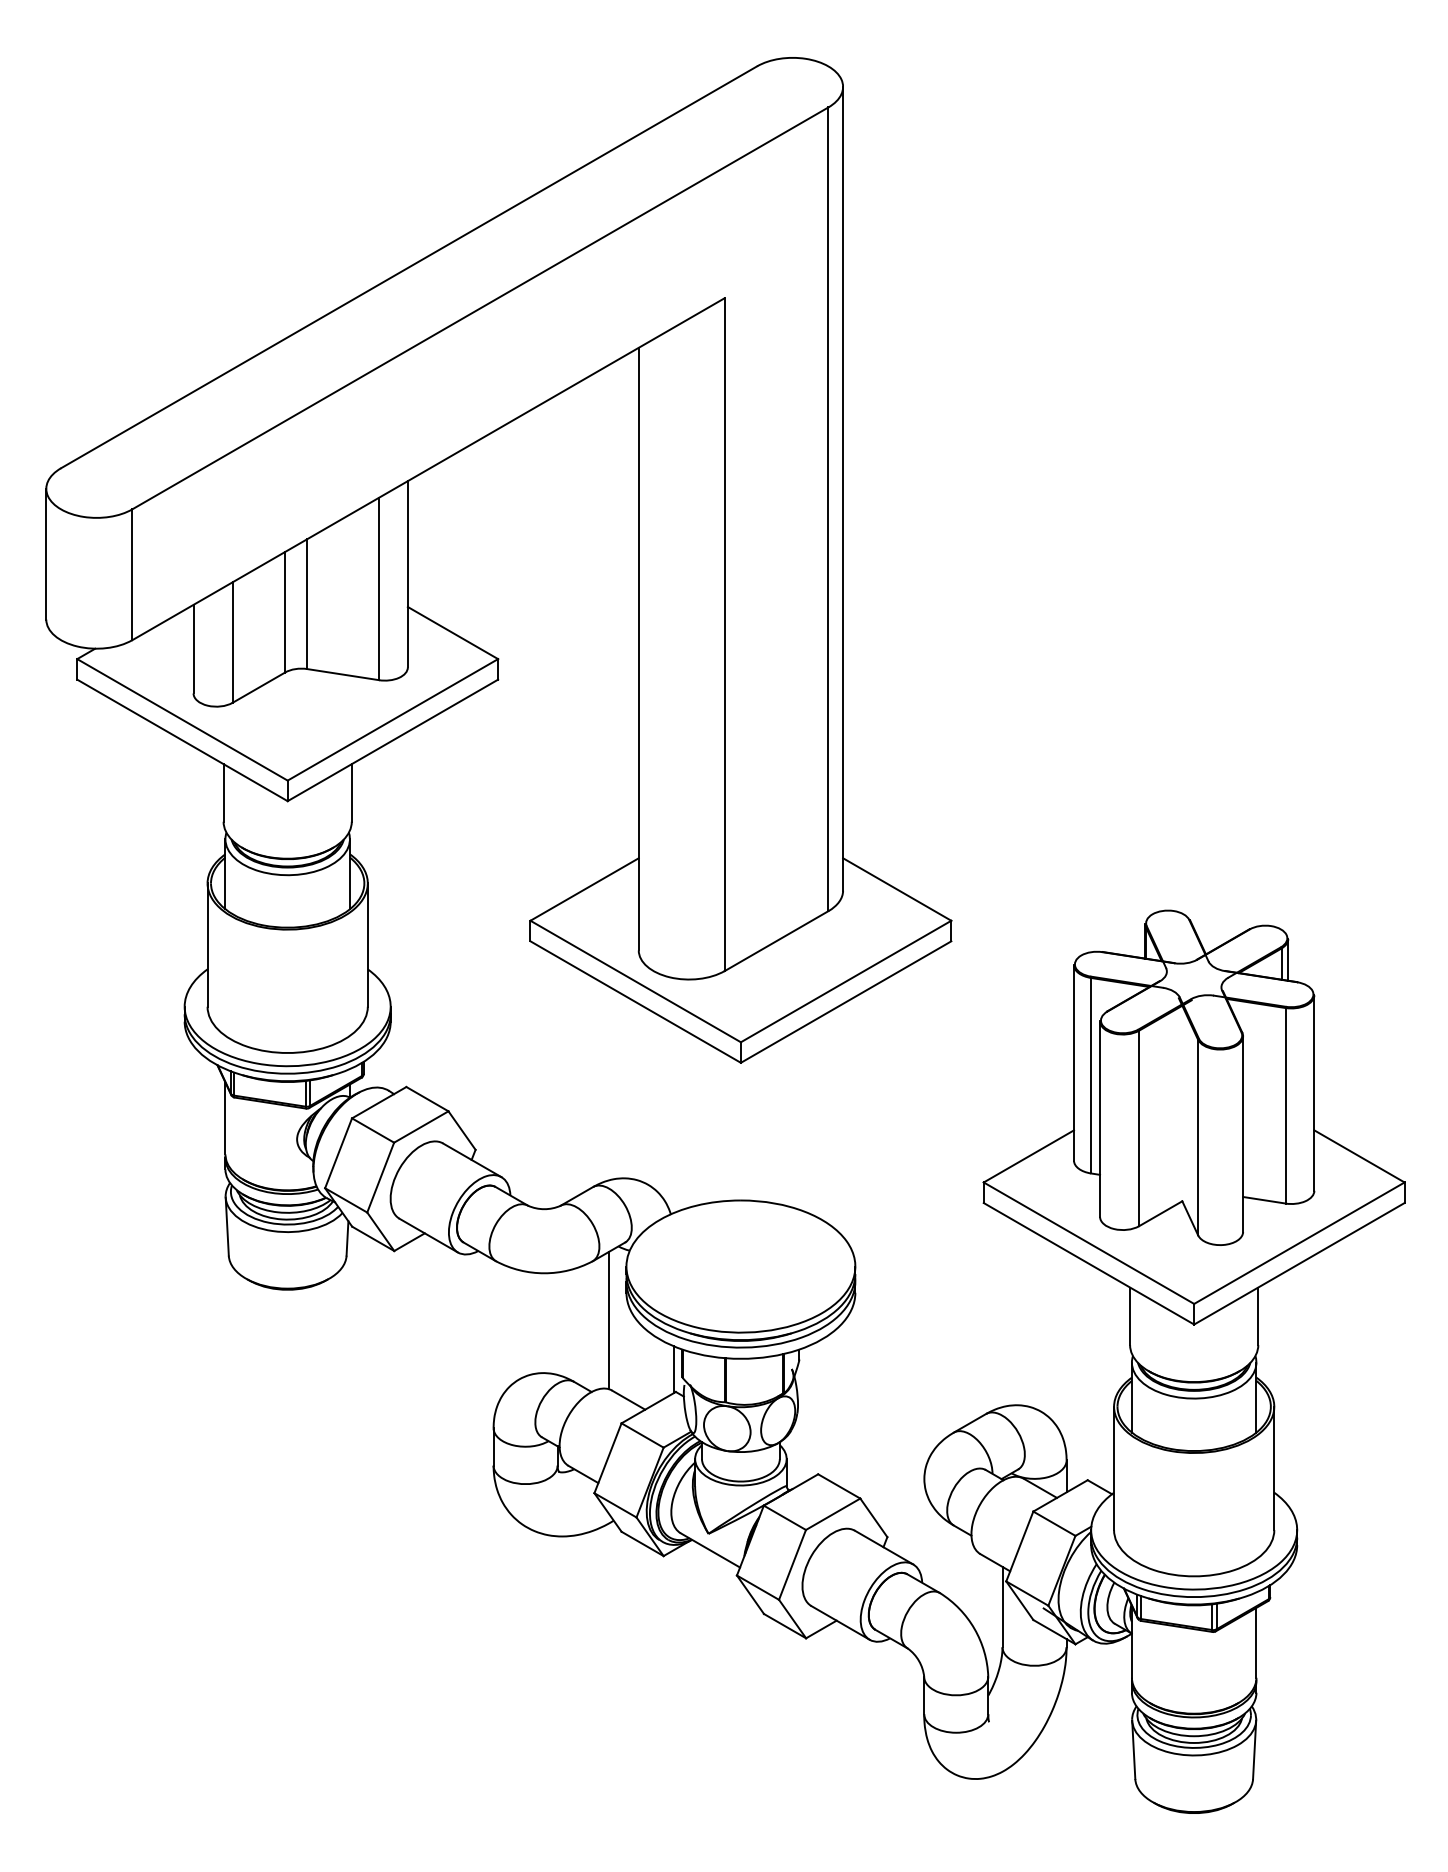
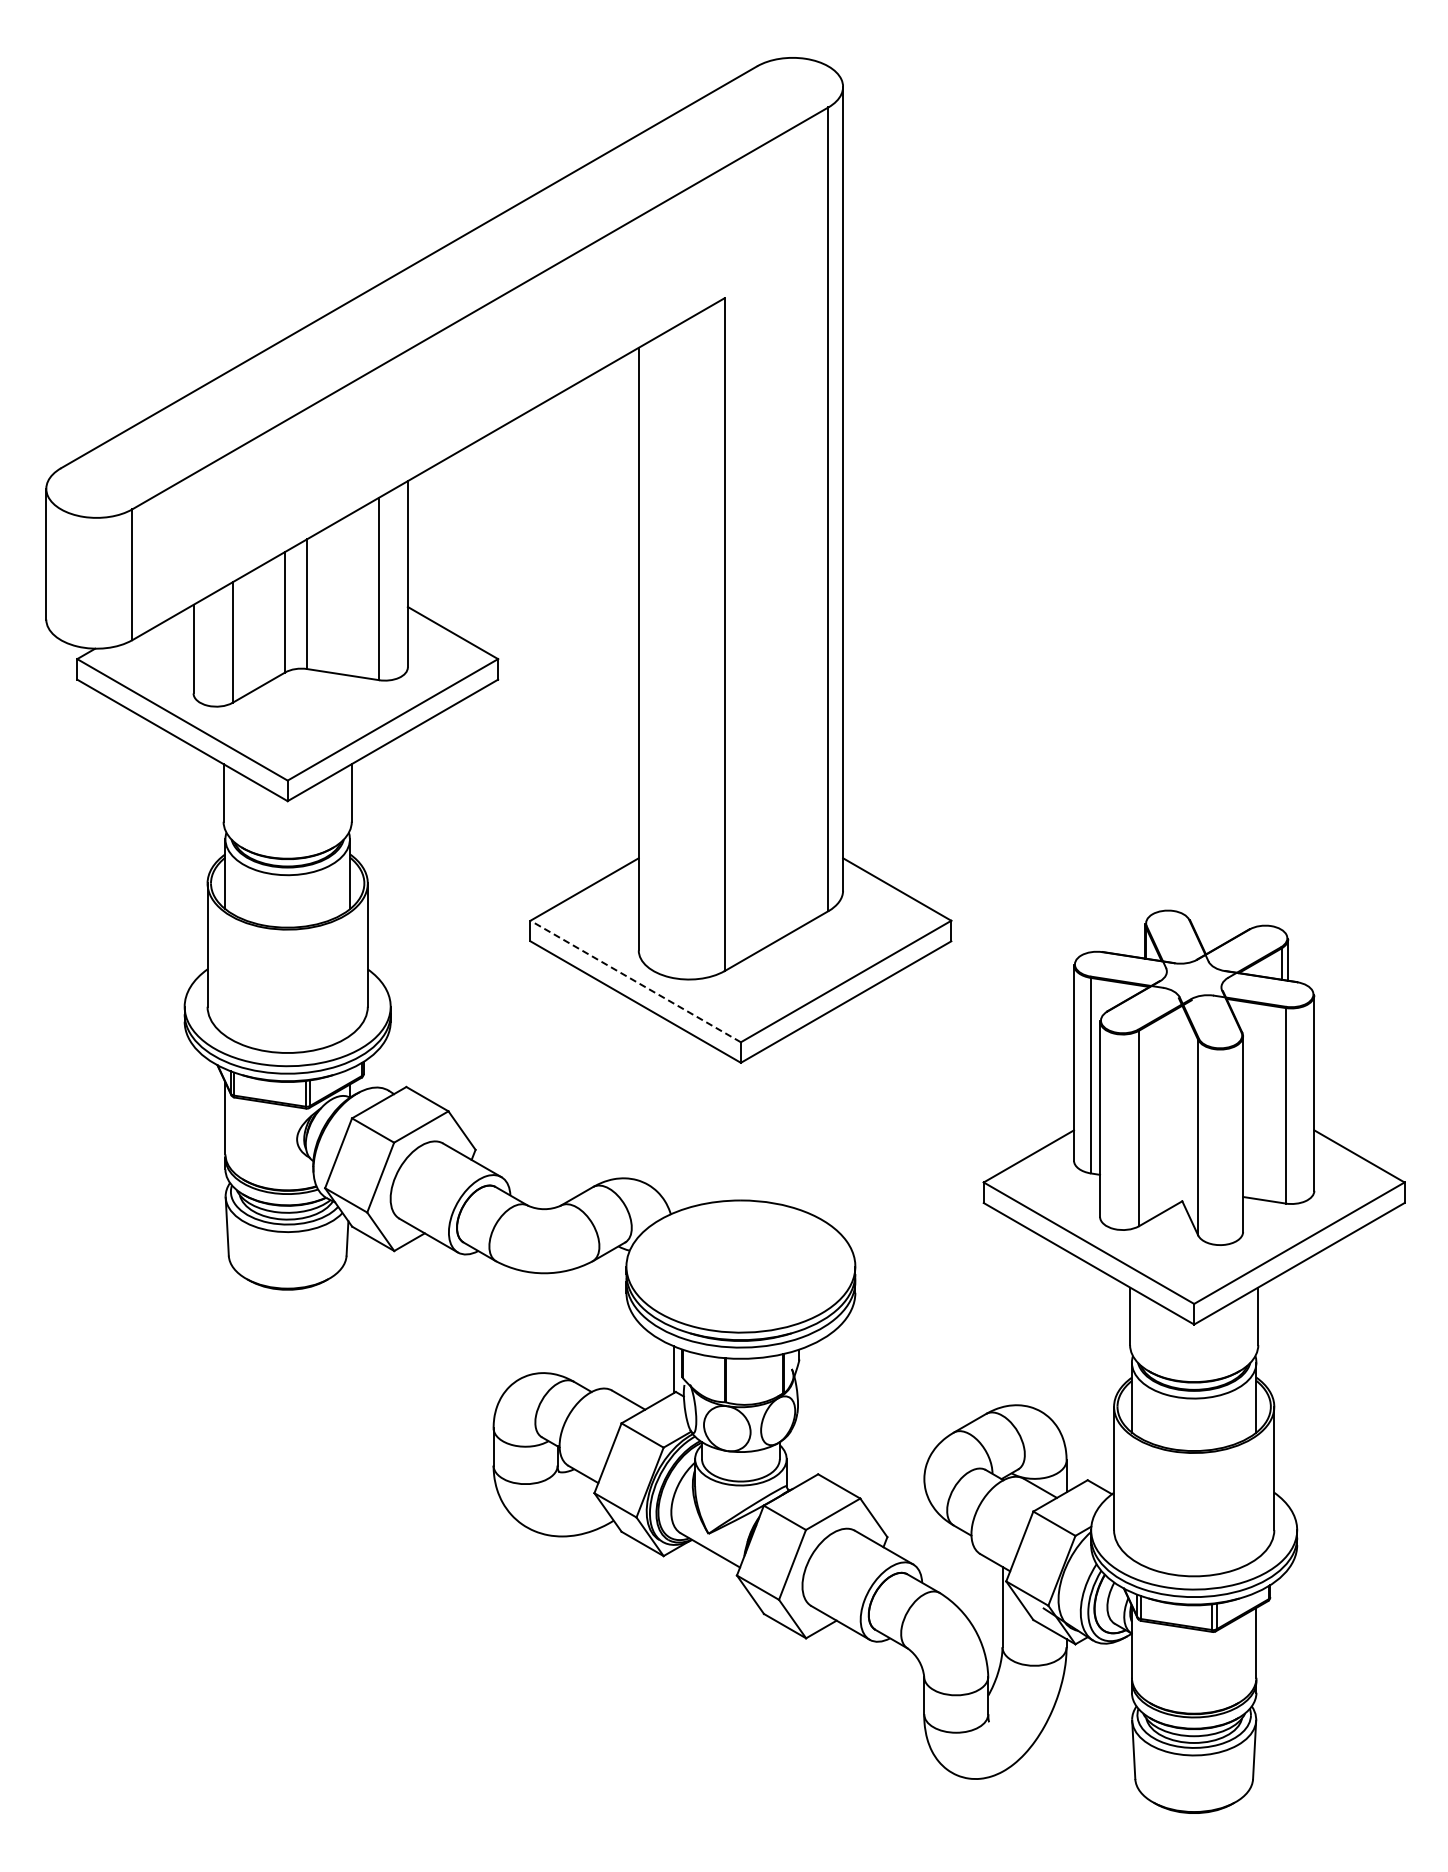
line: solid -> dashed (635, 981)
line: present -> none (609, 1320)
